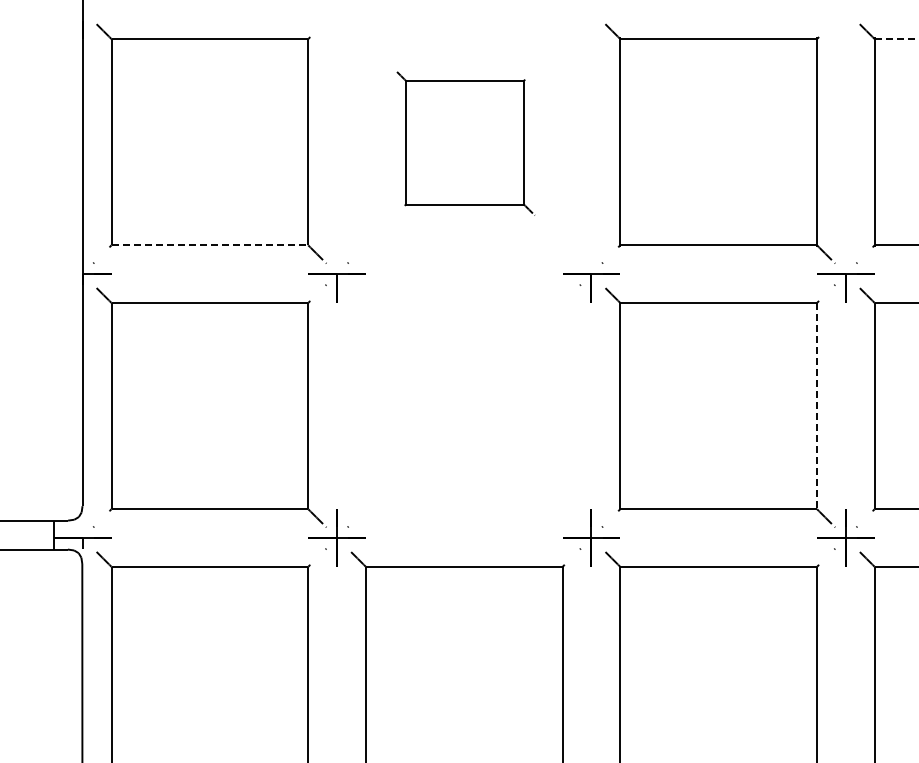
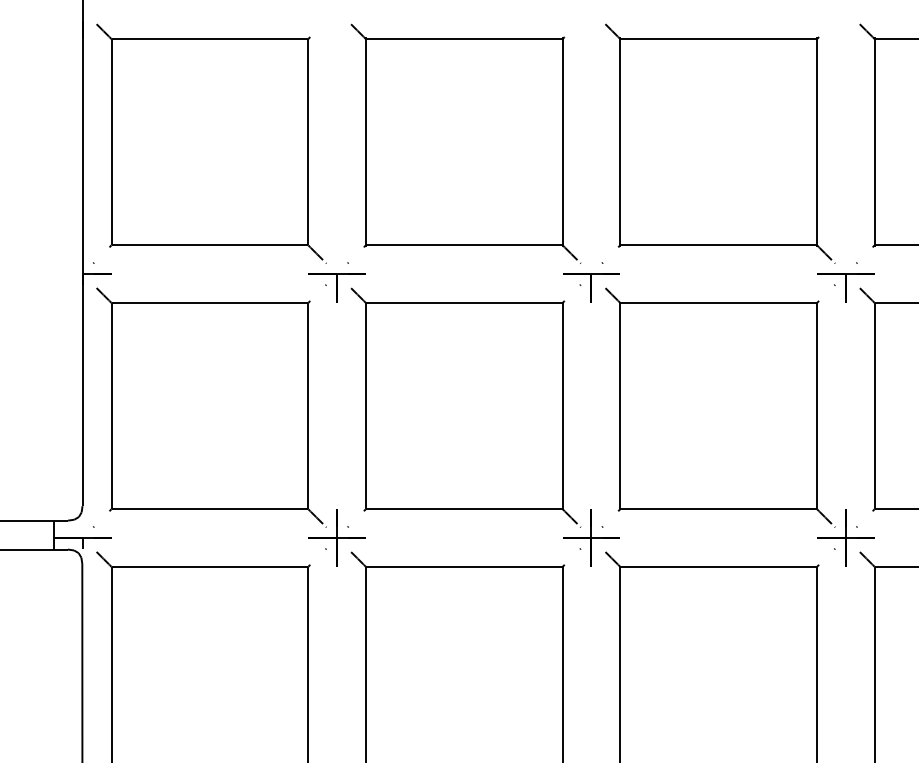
line: dashed -> solid (896, 39)
part size: 140x145 px -> 232x241 px (465, 143)
line: dashed -> solid (210, 245)
line: dashed -> solid (816, 406)
part: none -> present (465, 407)
